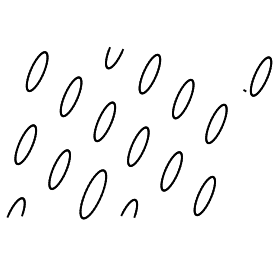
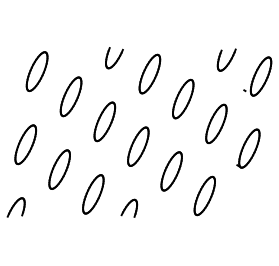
part: none -> present (226, 59)
part: none -> present (248, 148)
part size: 29x51 px -> 23x41 px (93, 194)
